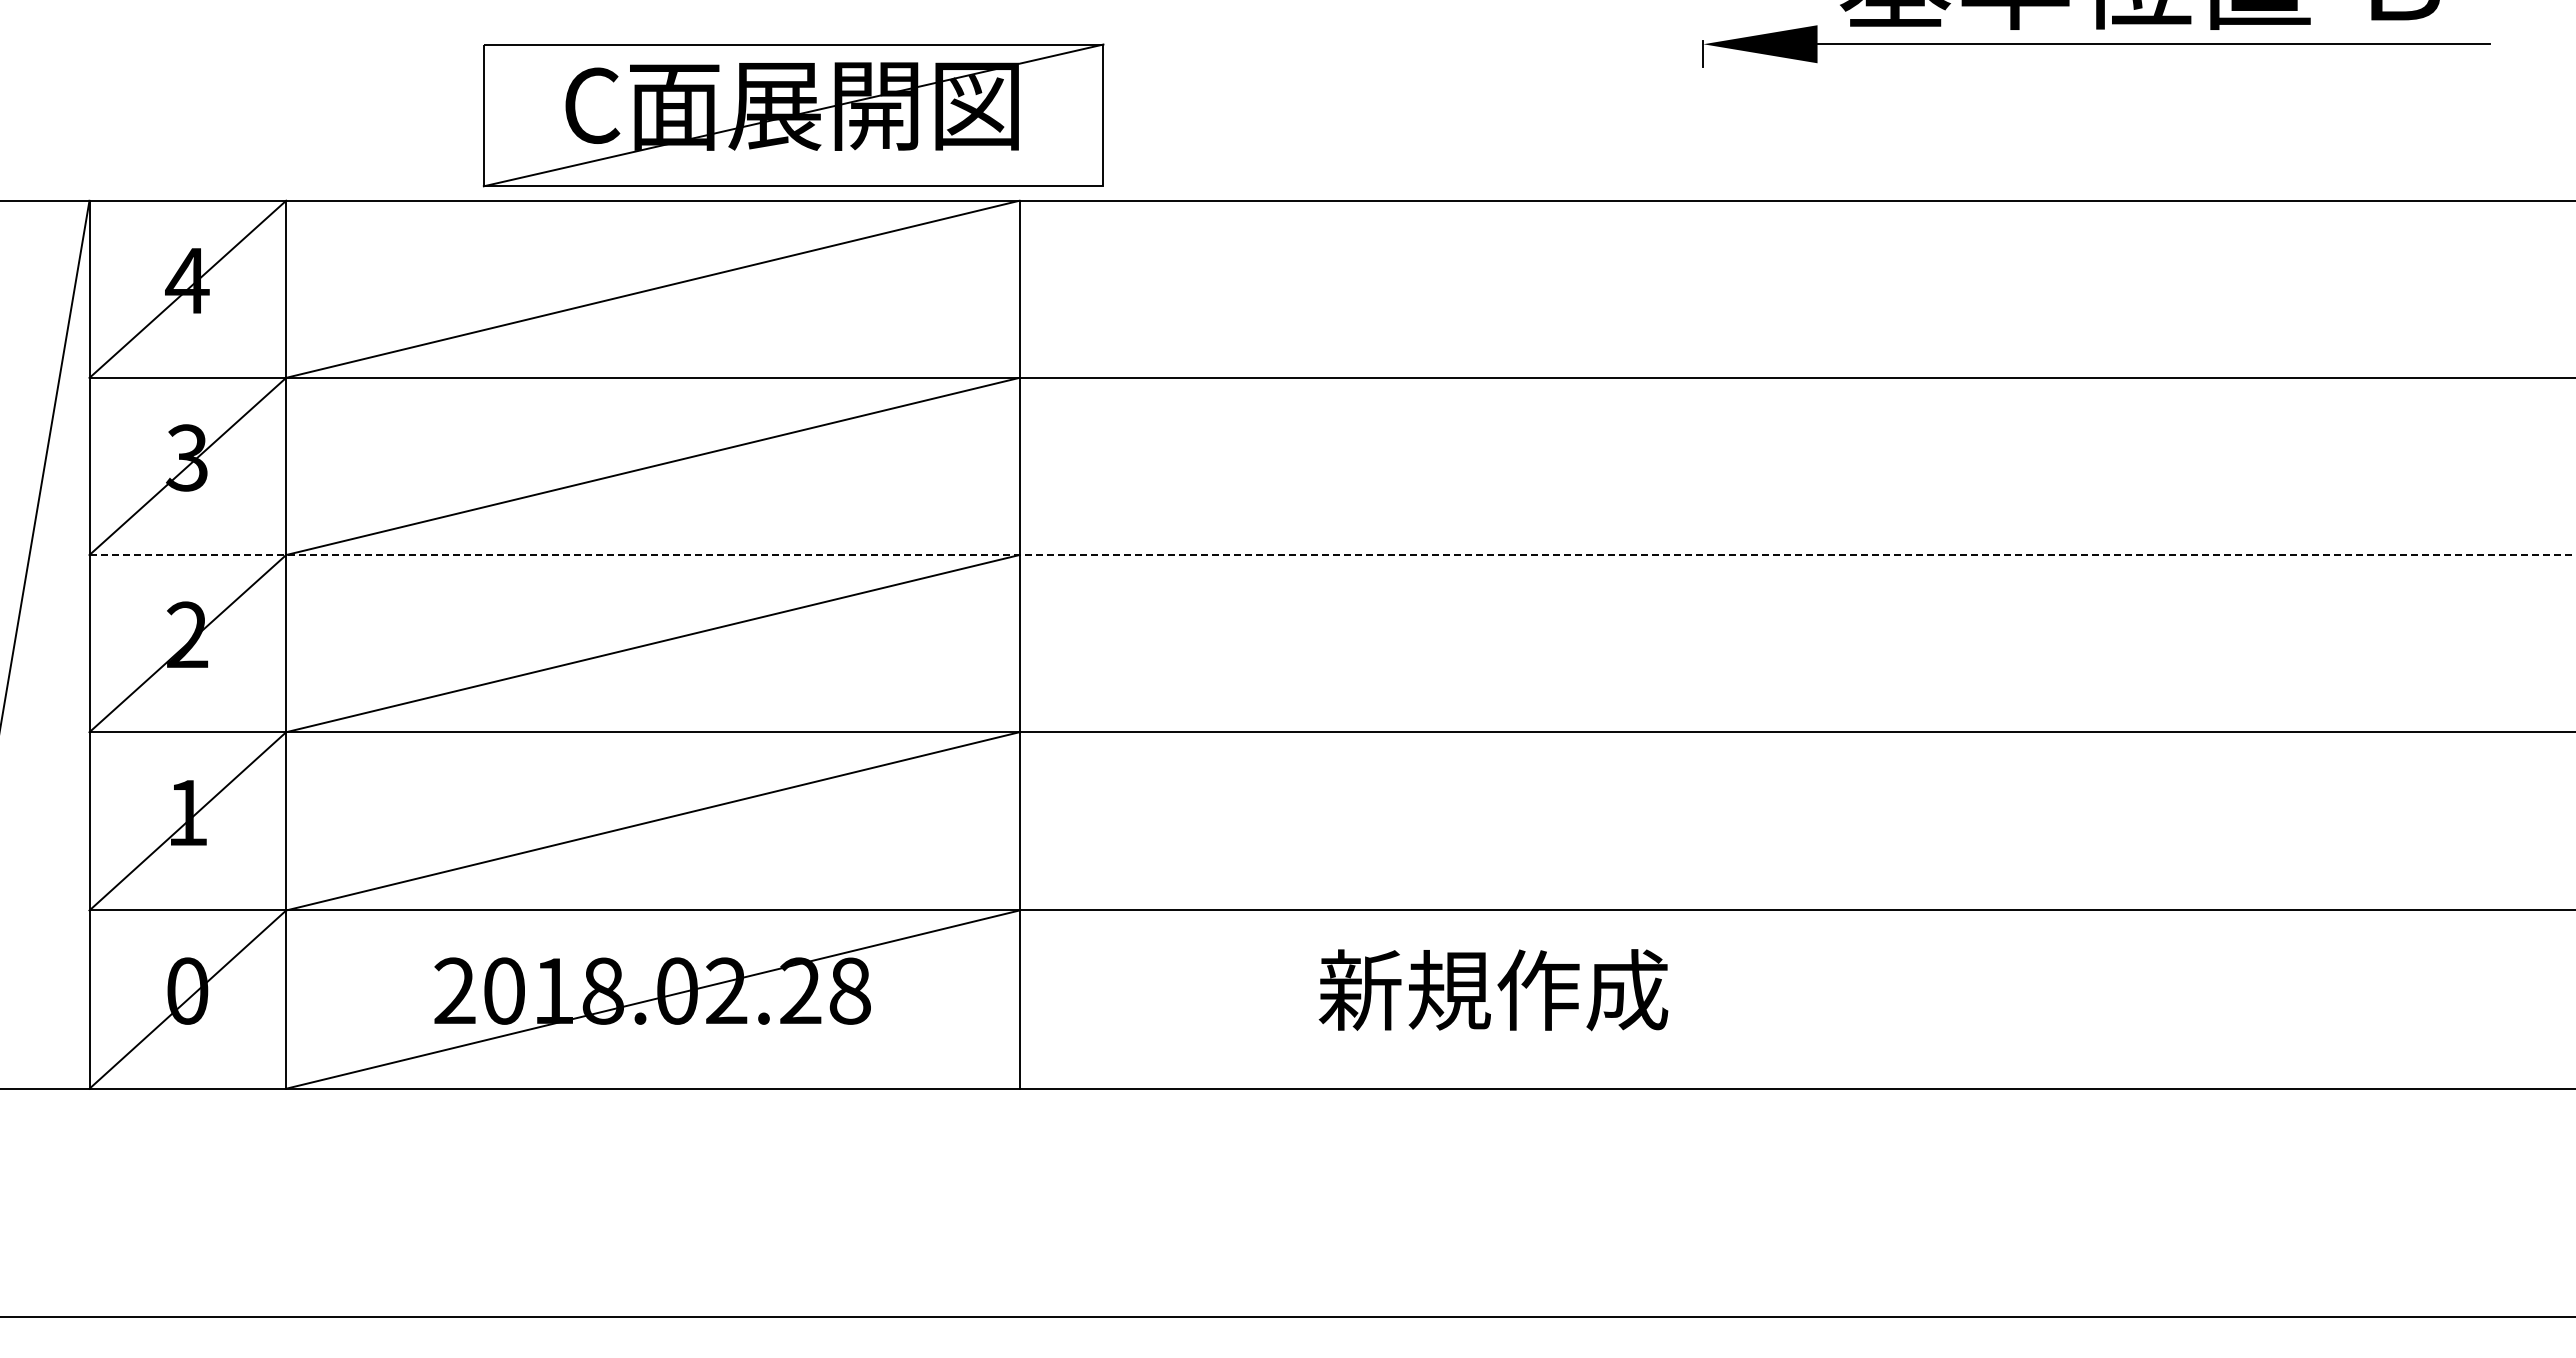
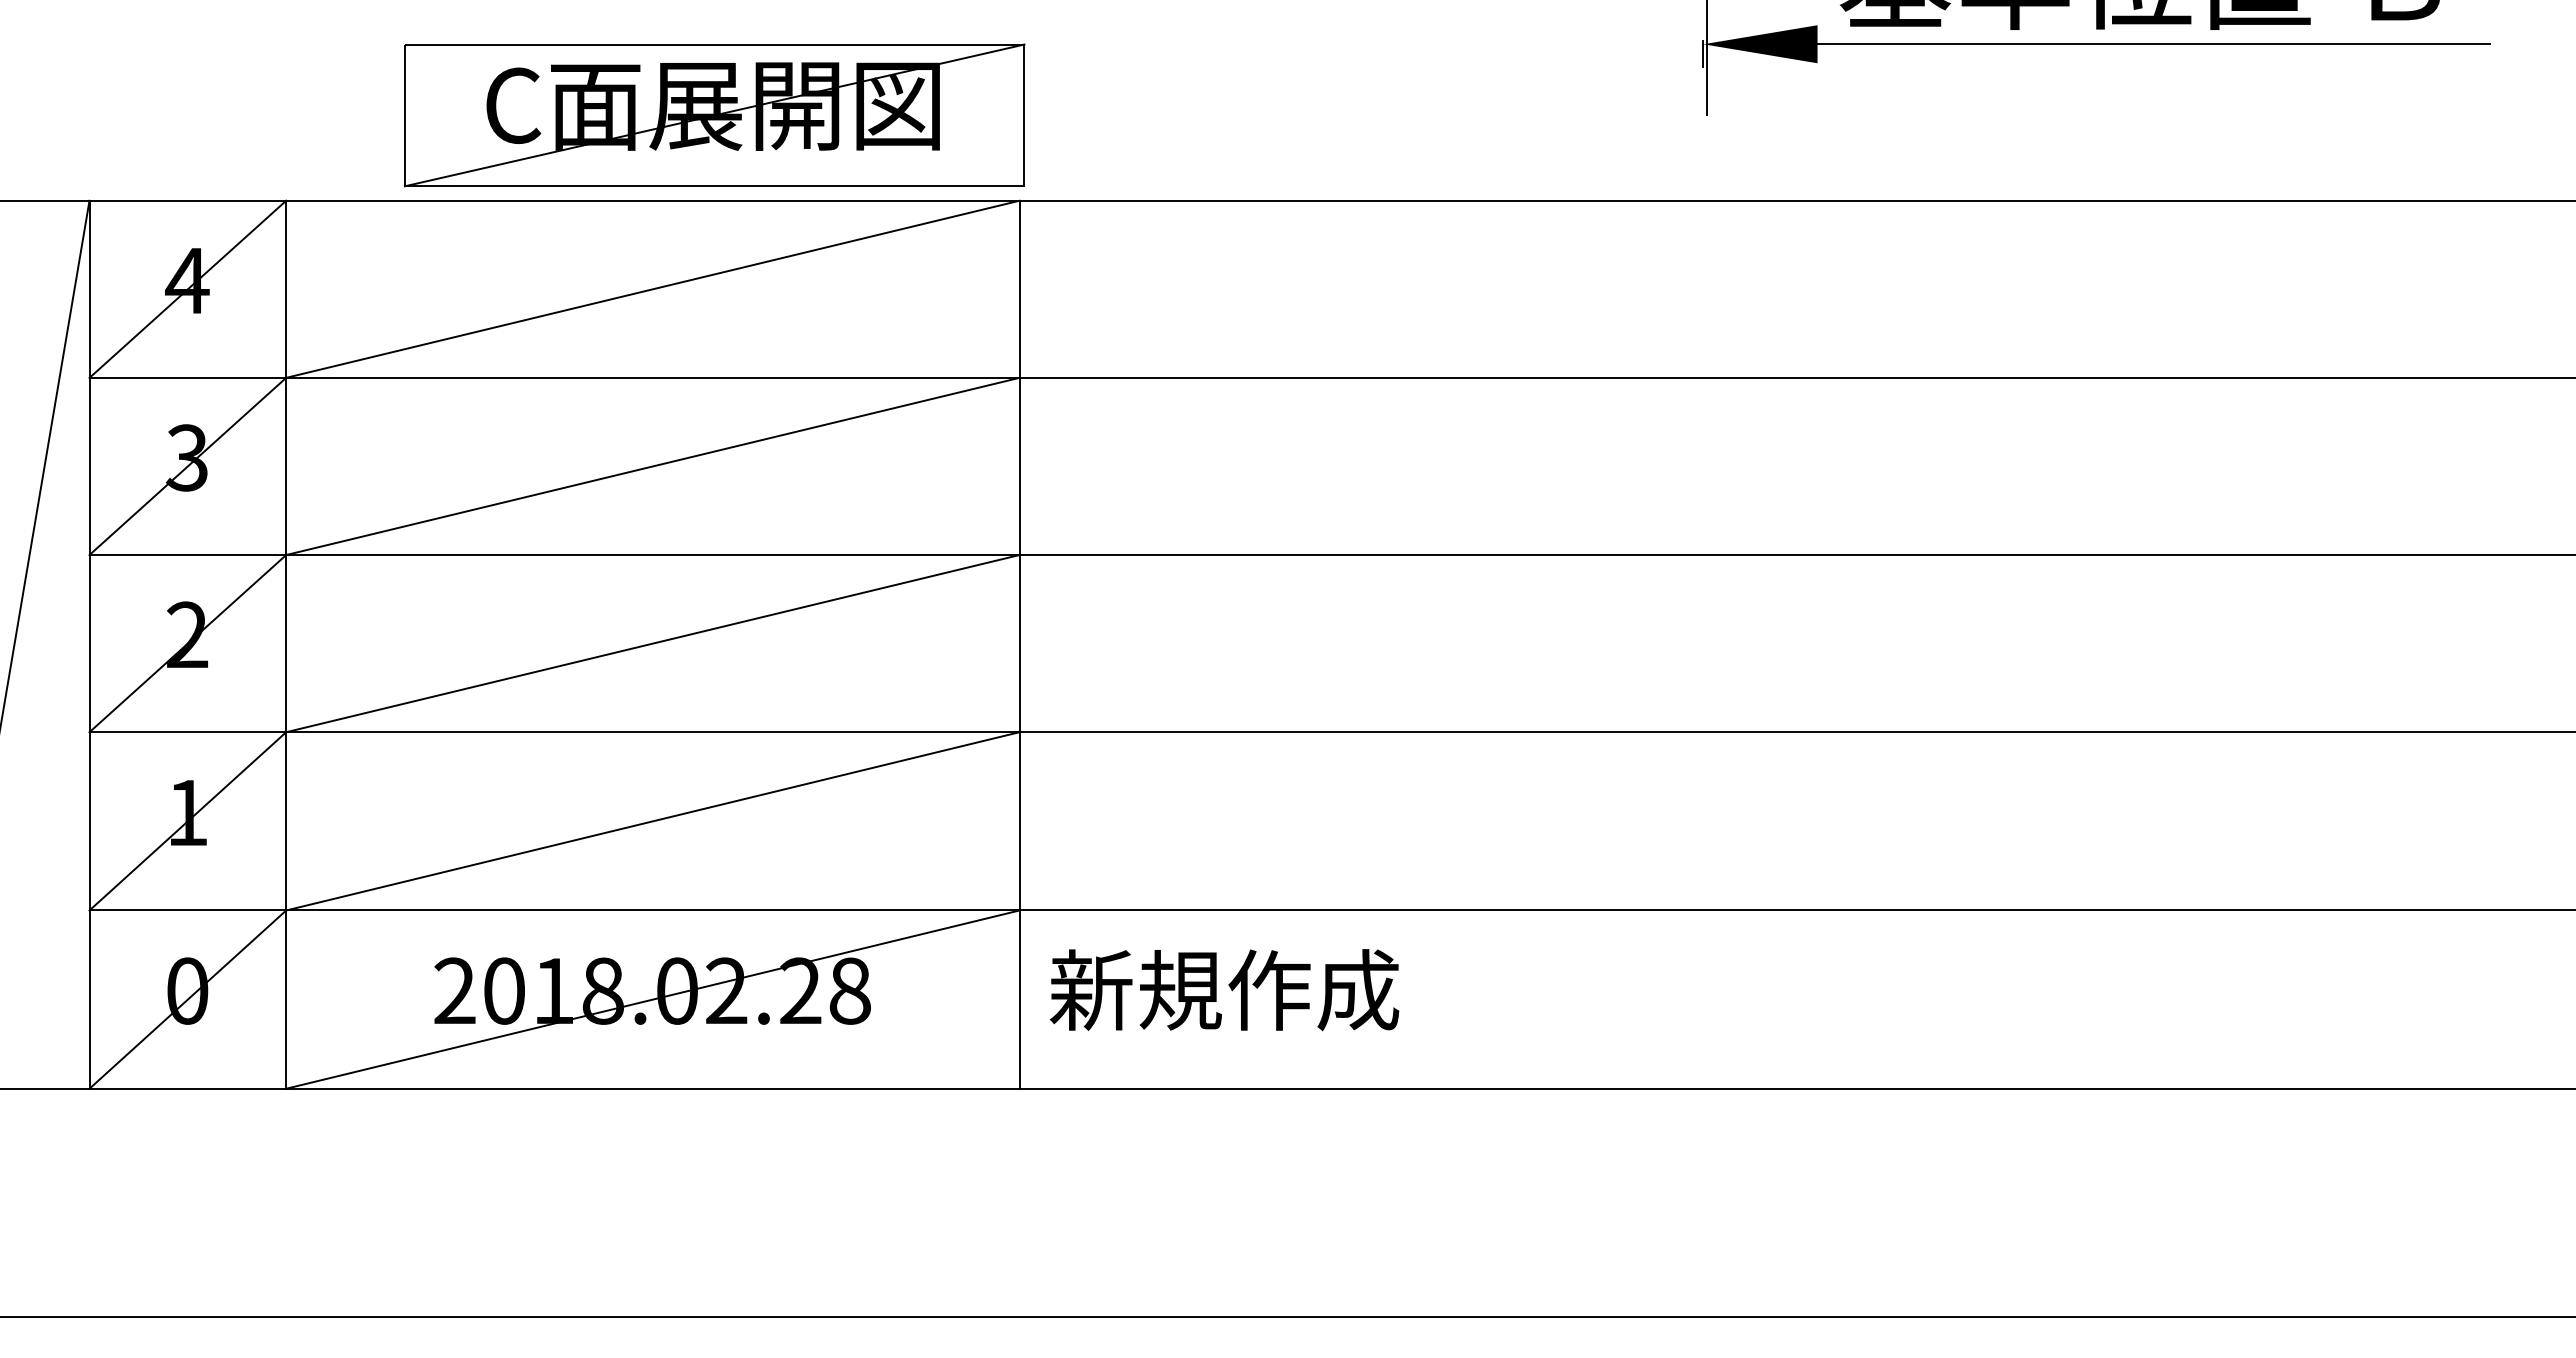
line: none -> present (1706, 59)
part position: (793, 115) -> (714, 115) (714, 115)
line: dashed -> solid (1332, 555)
text position: (1493, 990) -> (1224, 990) (1224, 990)
